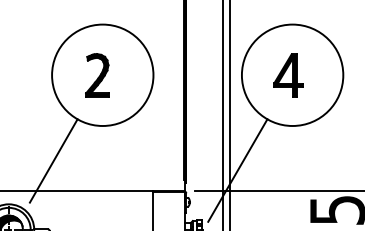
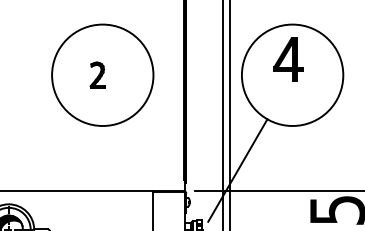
part size: 25x45 px -> 17x28 px (97, 74)
part position: (288, 75) -> (288, 59) (288, 59)
line: present -> none (53, 160)
